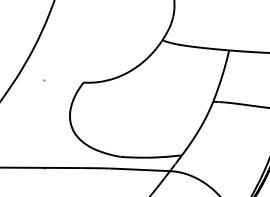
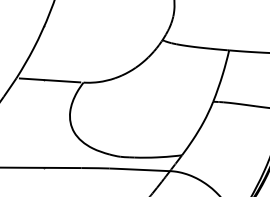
line: none -> present (49, 80)
